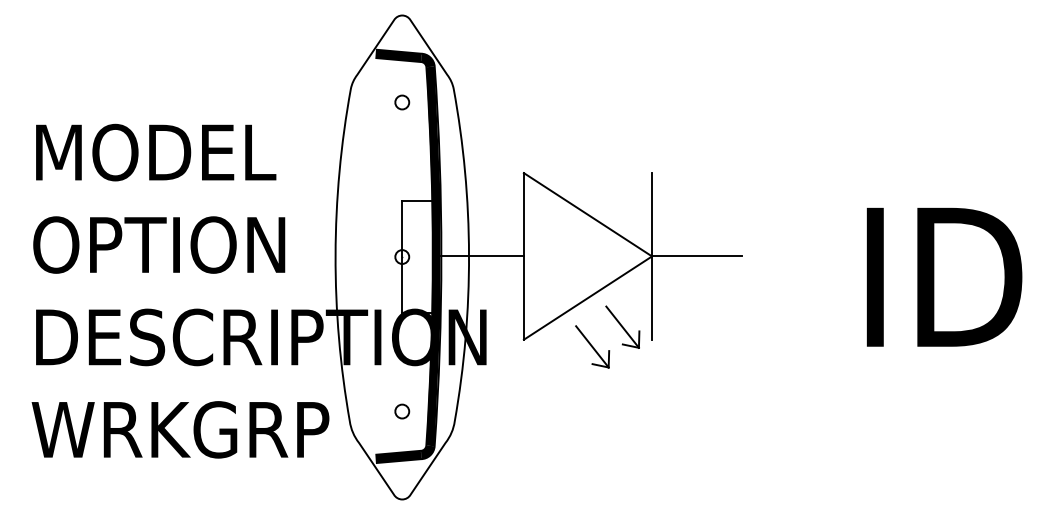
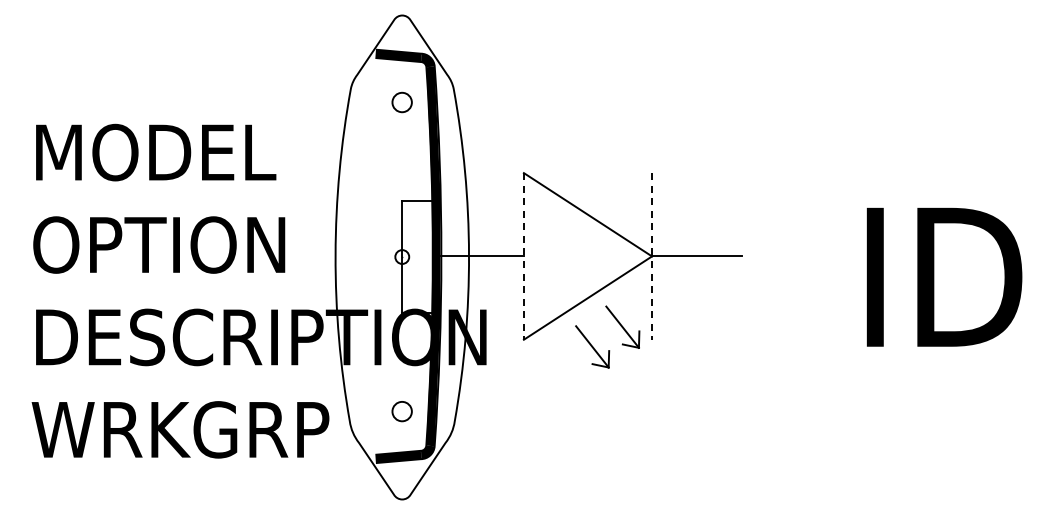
part size: 17x17 px -> 22x23 px (401, 102)
line: solid -> dashed (523, 256)
line: solid -> dashed (652, 256)
part size: 17x17 px -> 22x22 px (401, 411)
